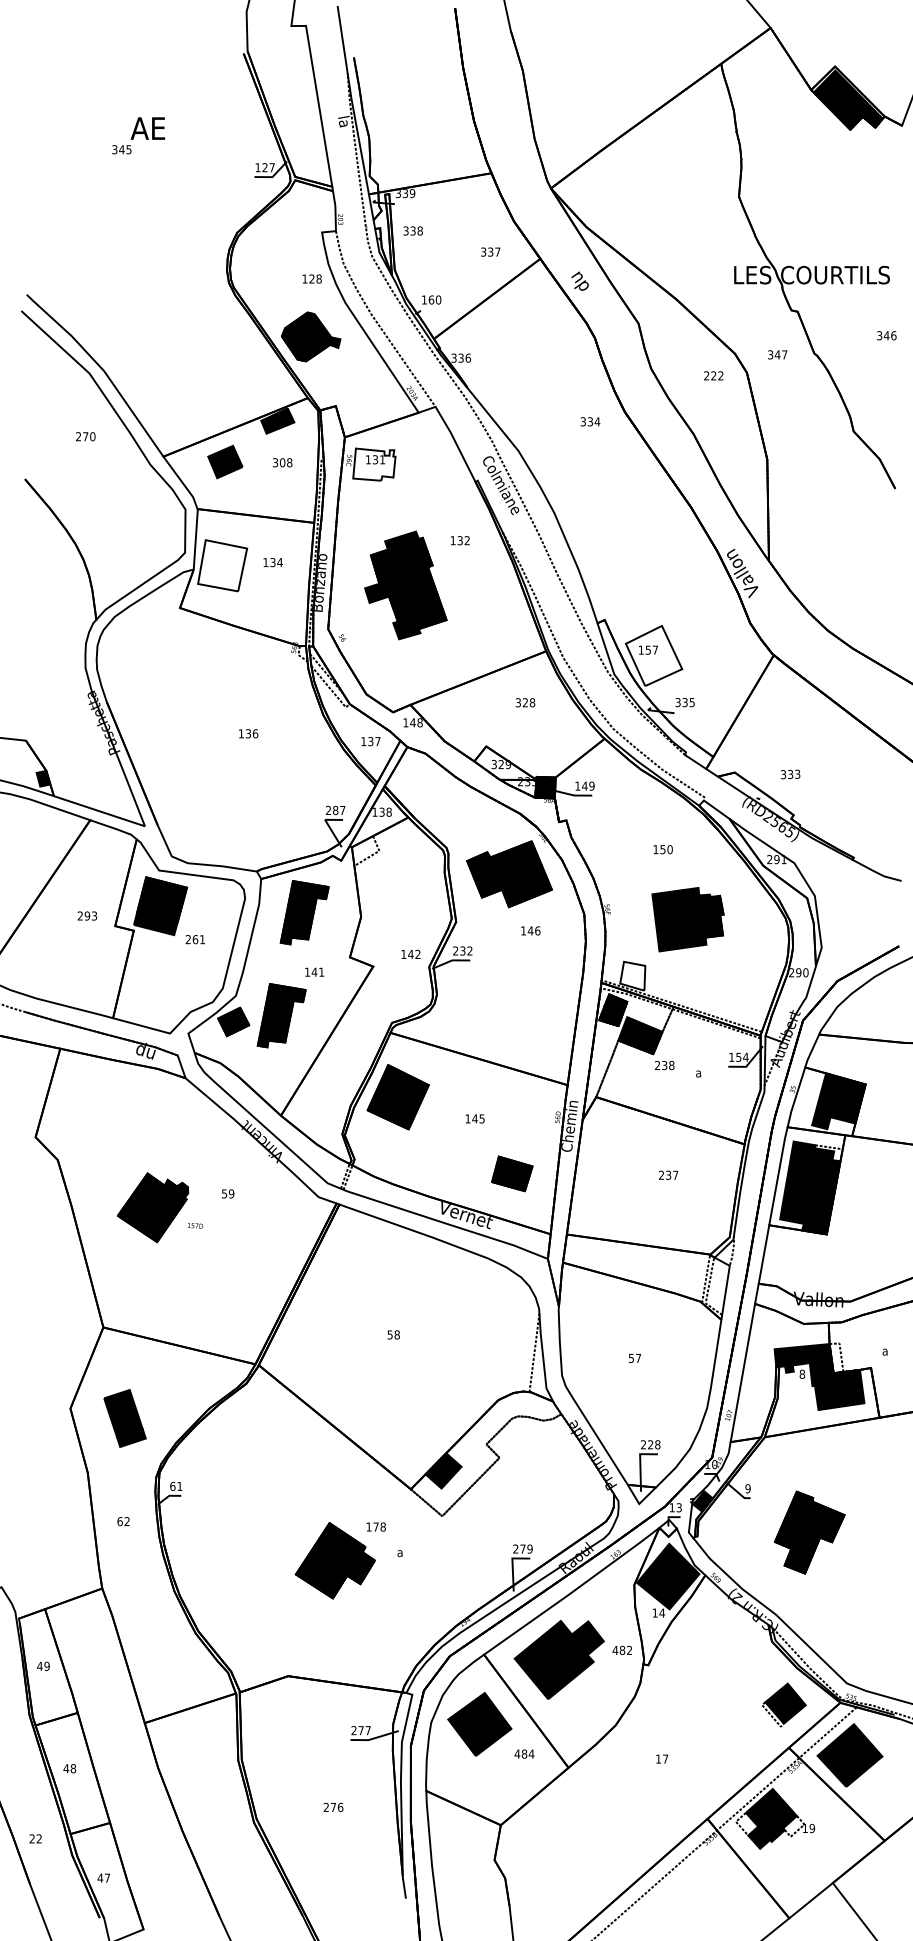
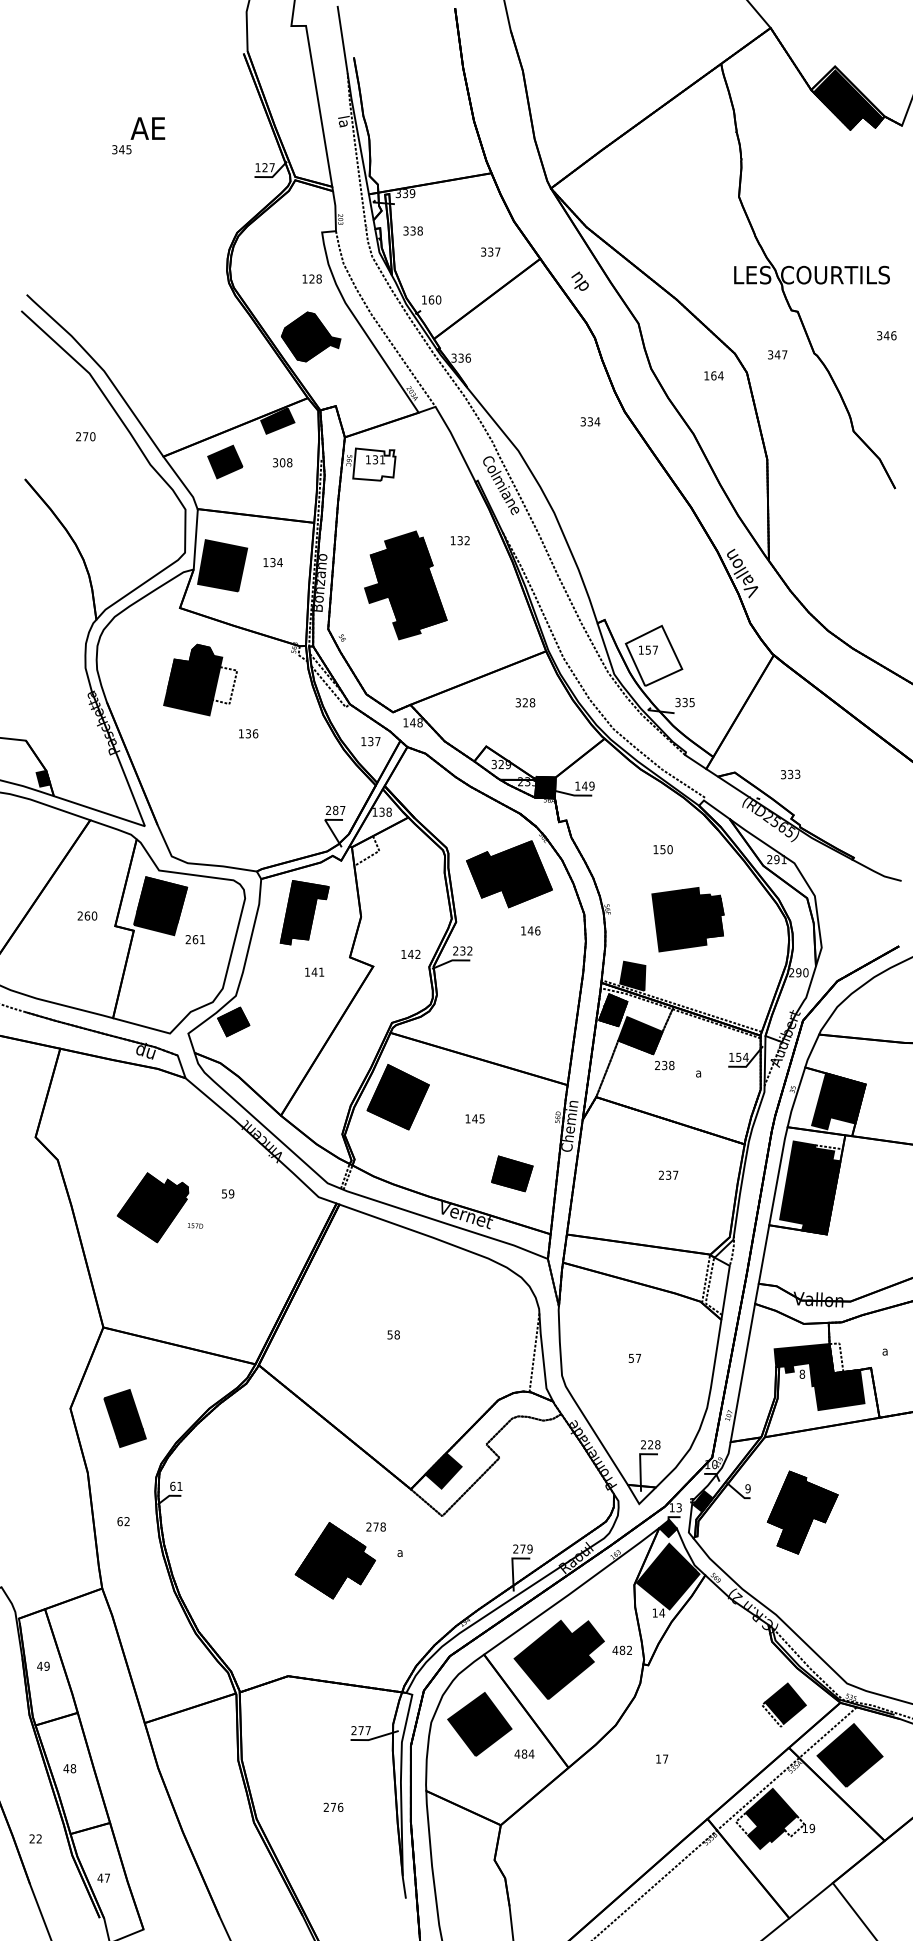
text: 222 -> 164 (713, 375)
fill: none -> present (222, 565)
part: none -> present (200, 679)
text: 293 -> 260 (90, 915)
fill: none -> present (632, 975)
part: present -> none (281, 1015)
text: 178 -> 278 (368, 1526)
fill: none -> present (667, 1527)
part position: (809, 1532) -> (802, 1512) (802, 1512)
